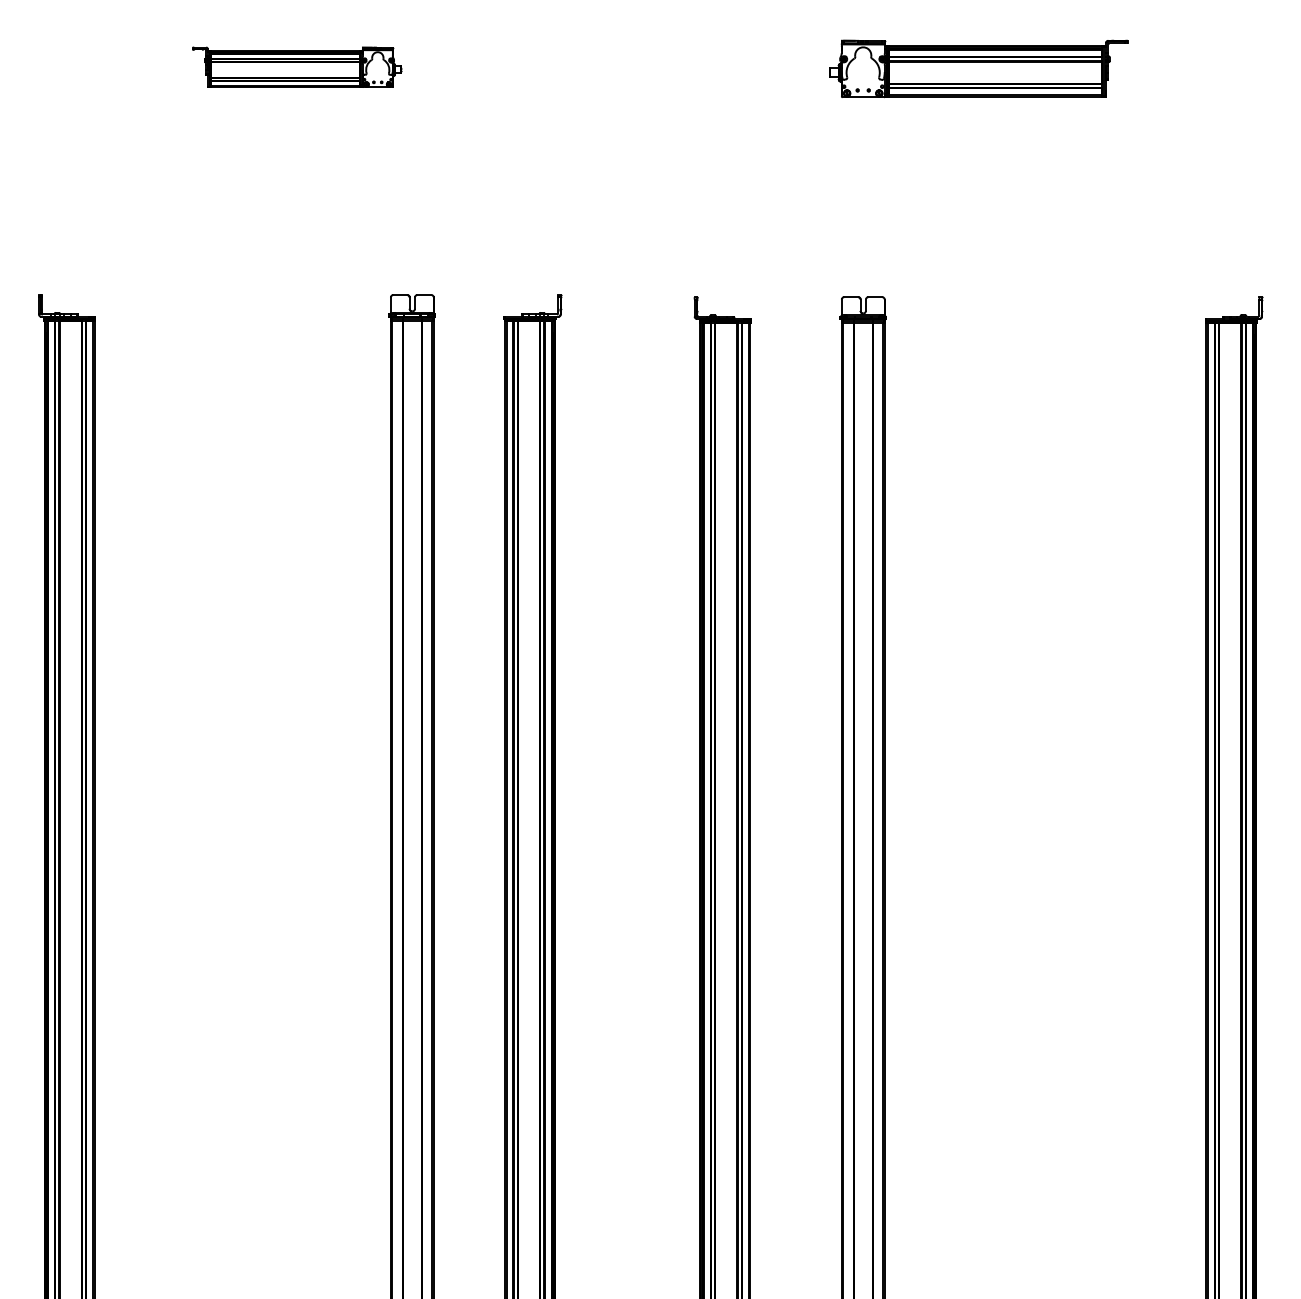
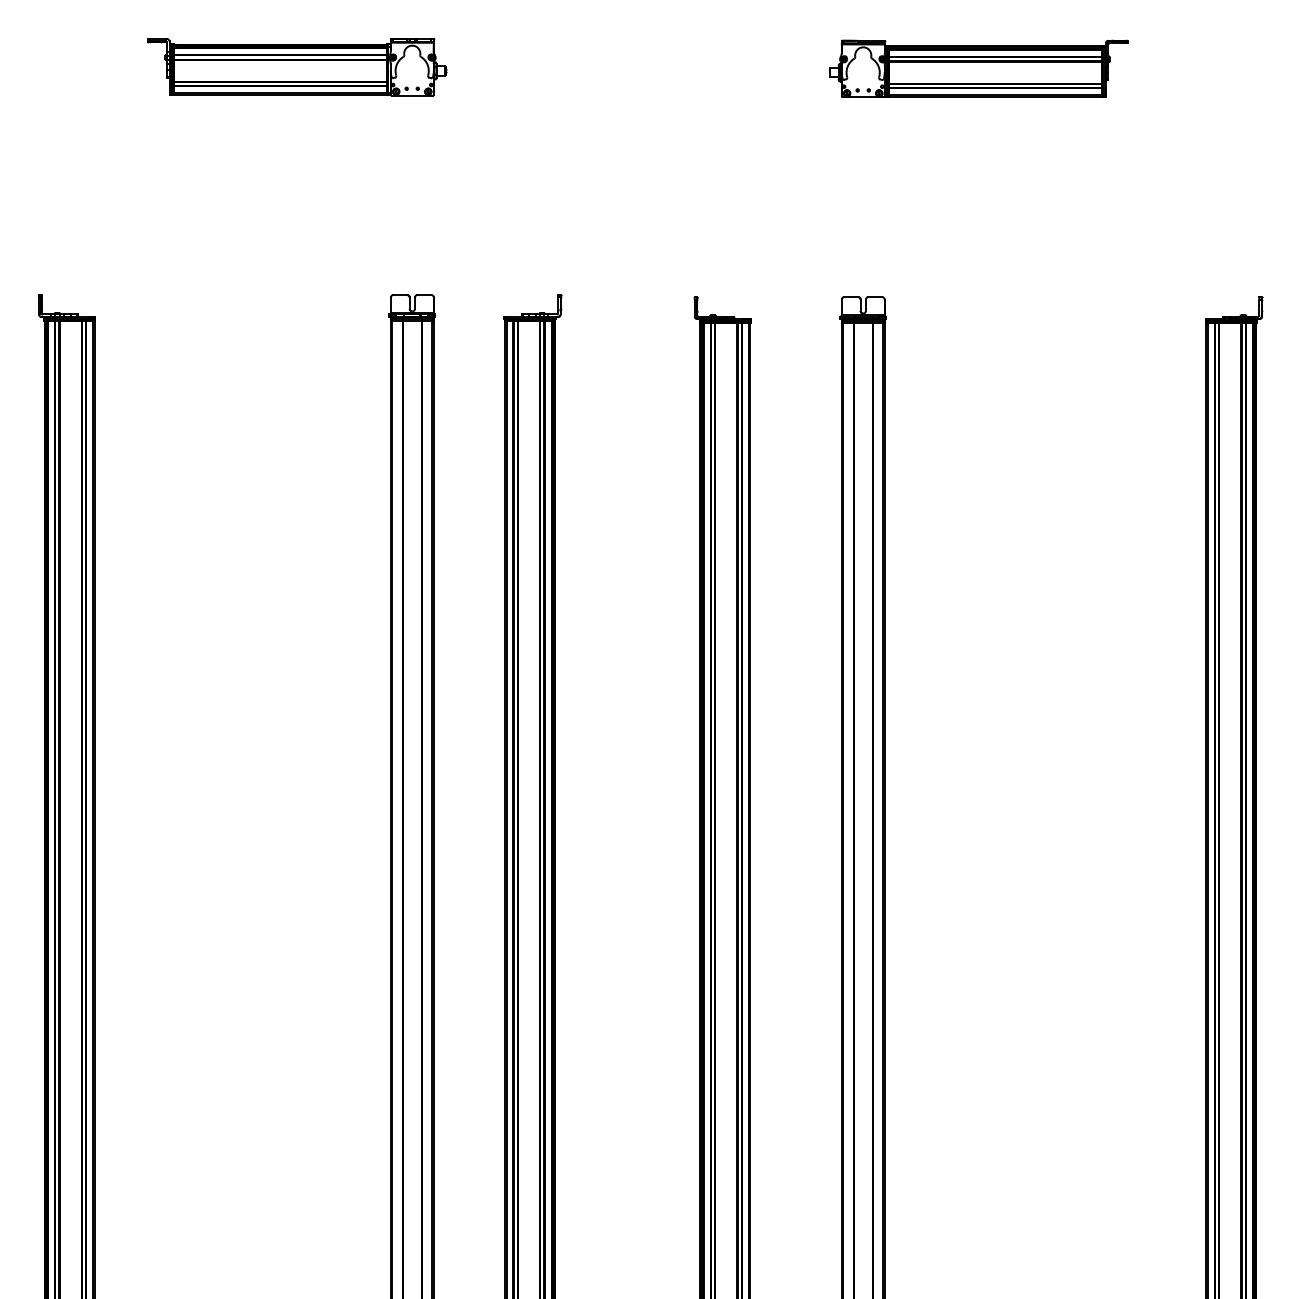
part size: 211x42 px -> 301x59 px (297, 67)
